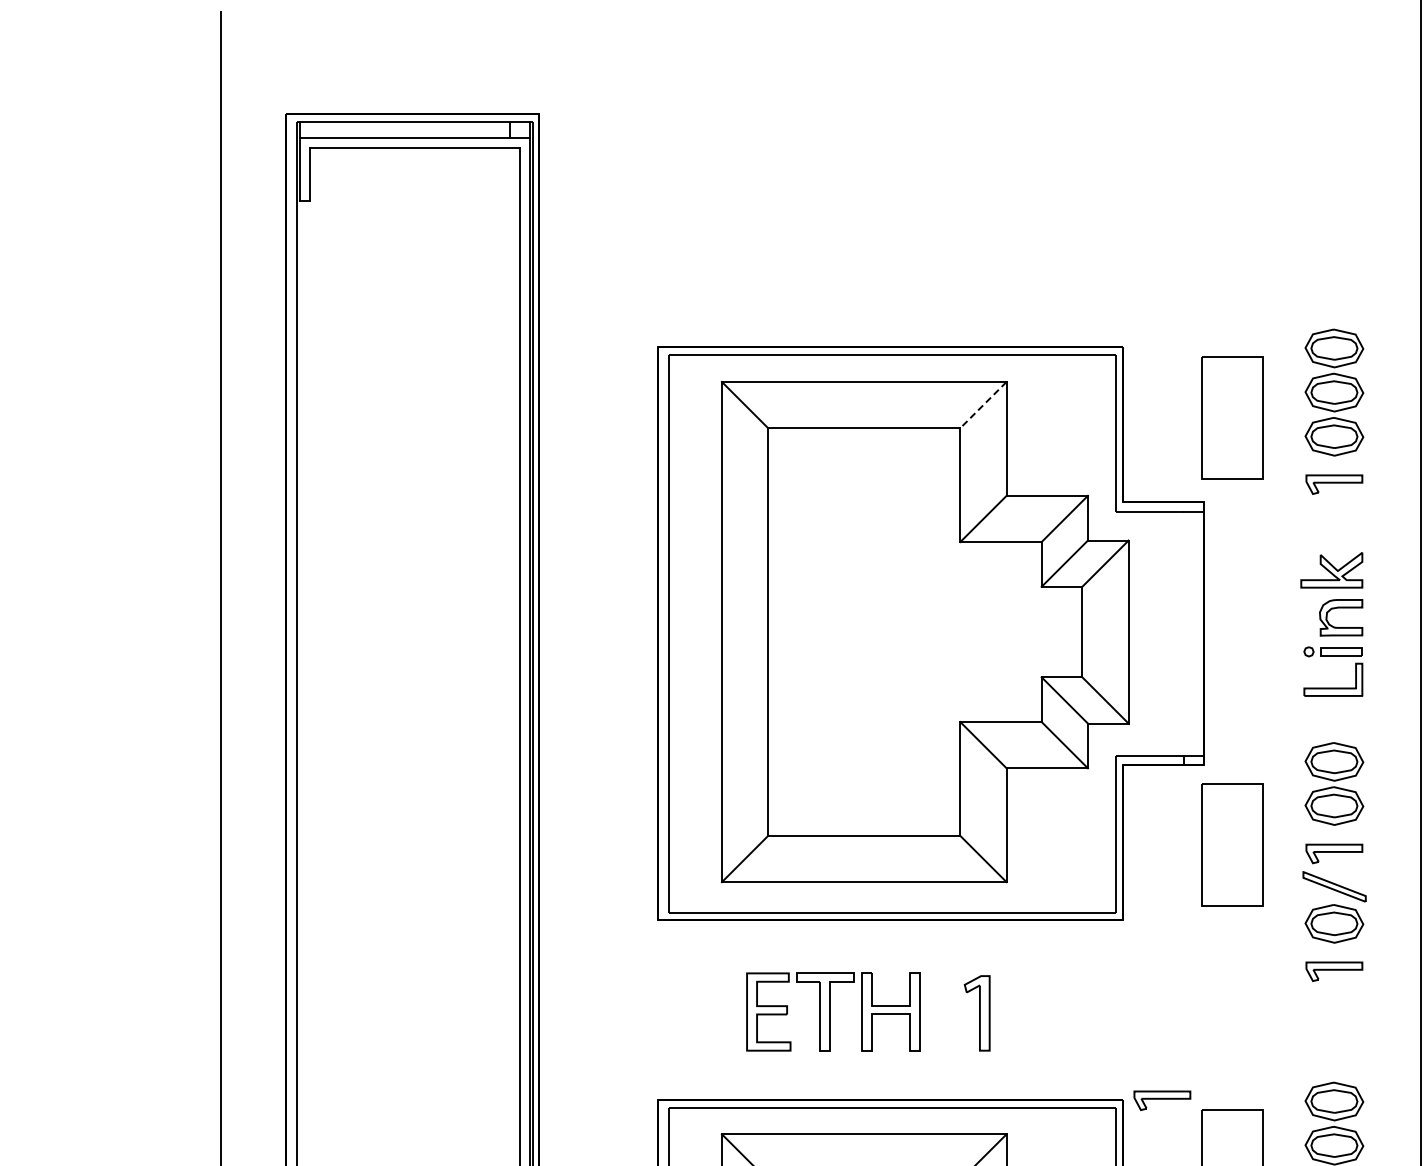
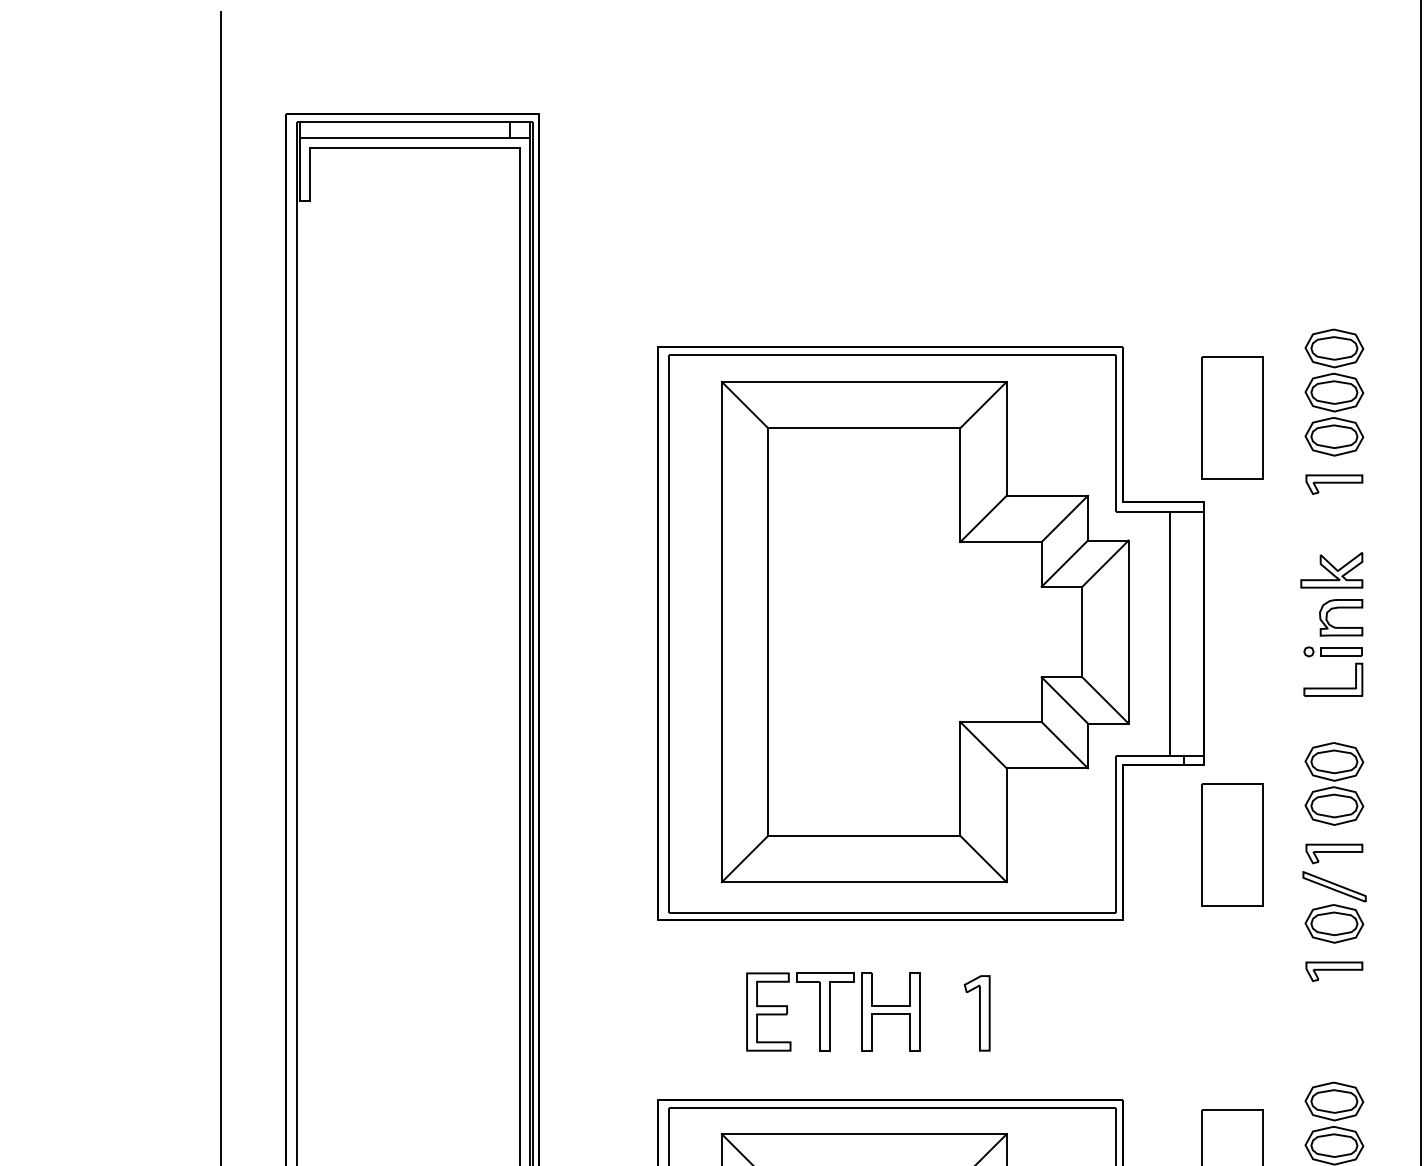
line: dashed -> solid (983, 405)
line: none -> present (1170, 634)
part: present -> none (1162, 1100)
